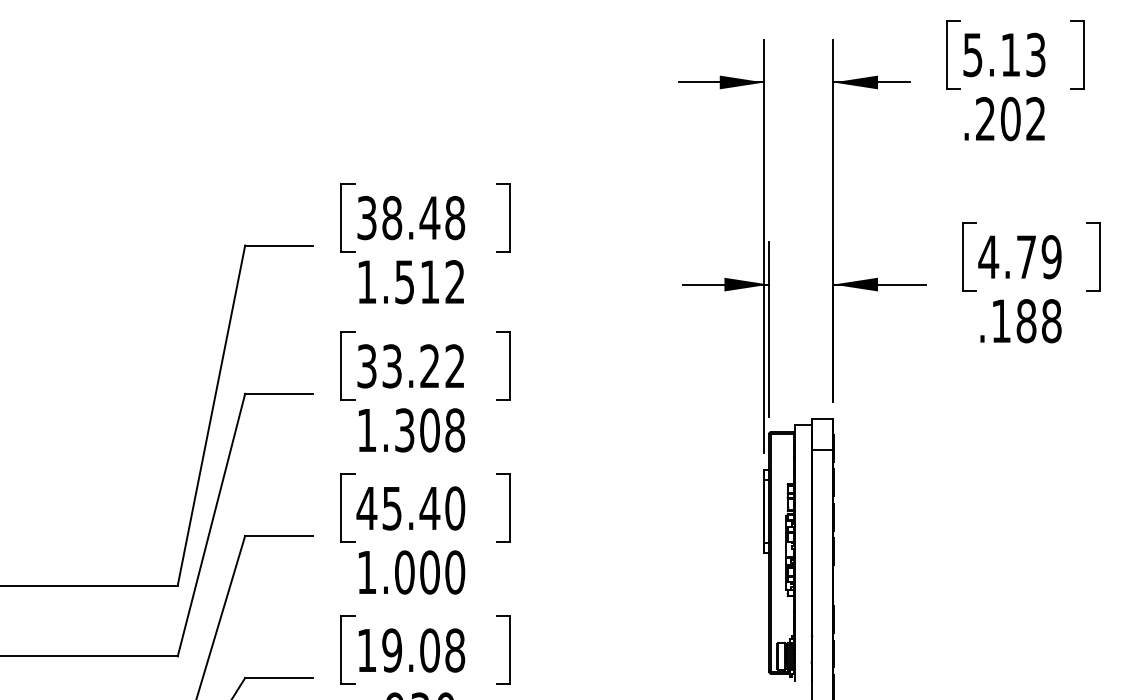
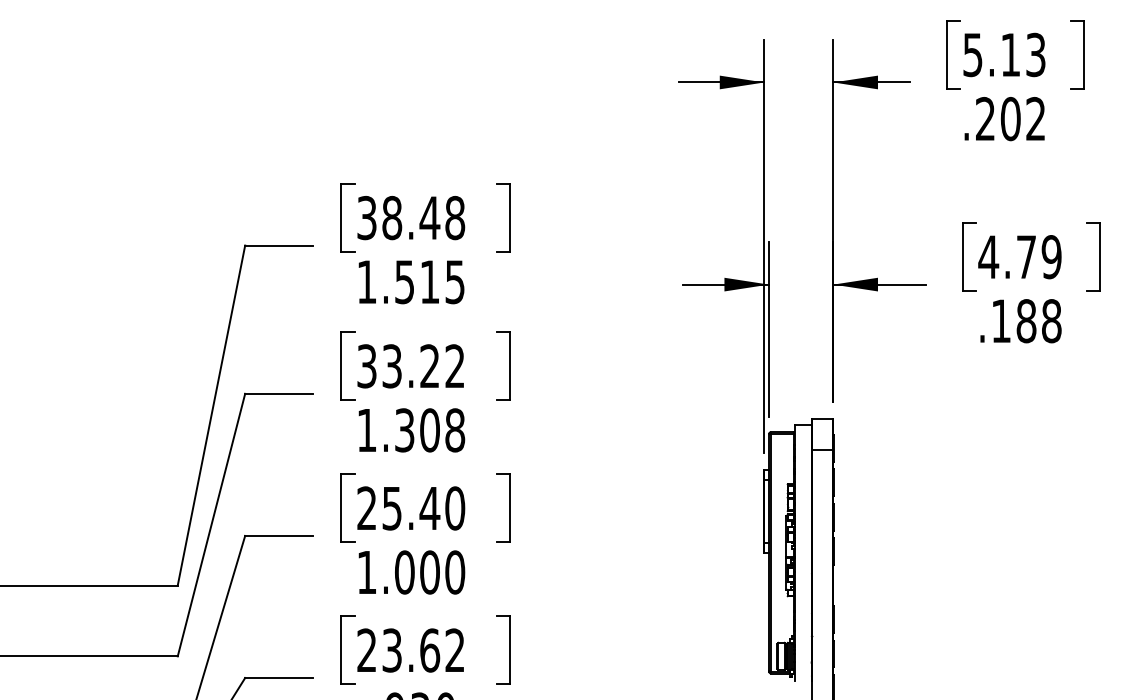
text: 1.512 -> 1.515 (454, 282)
text: 45.40 -> 25.40 (366, 507)
text: 19.08 -> 23.62 (411, 650)
